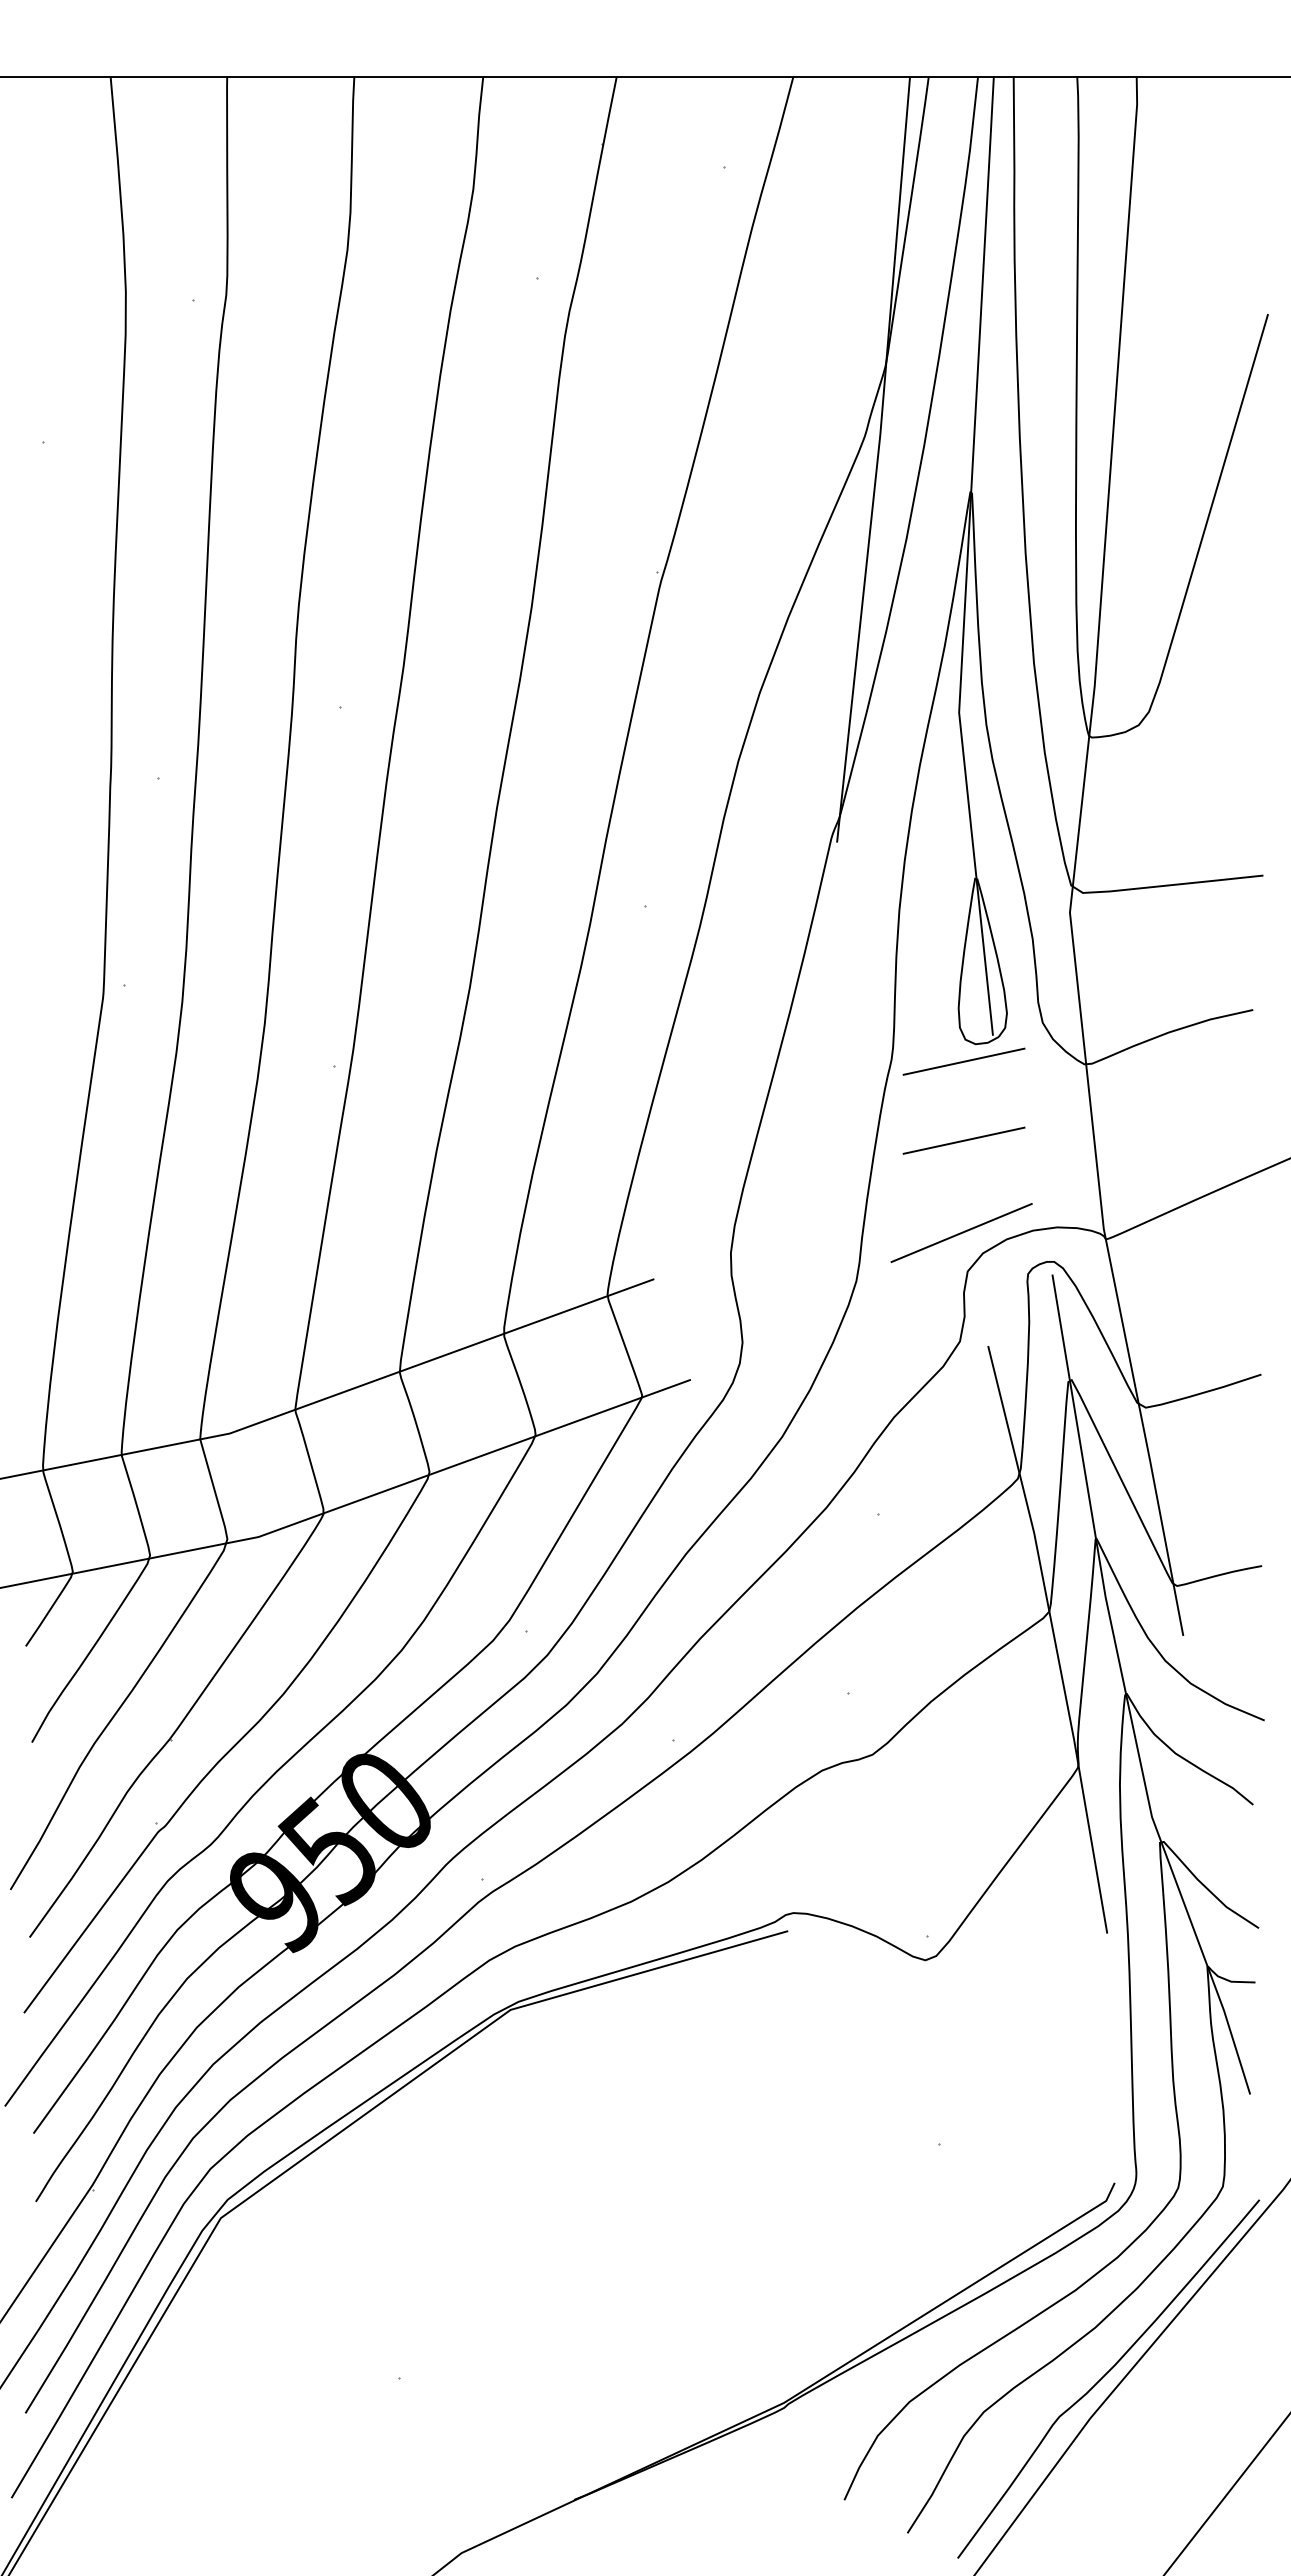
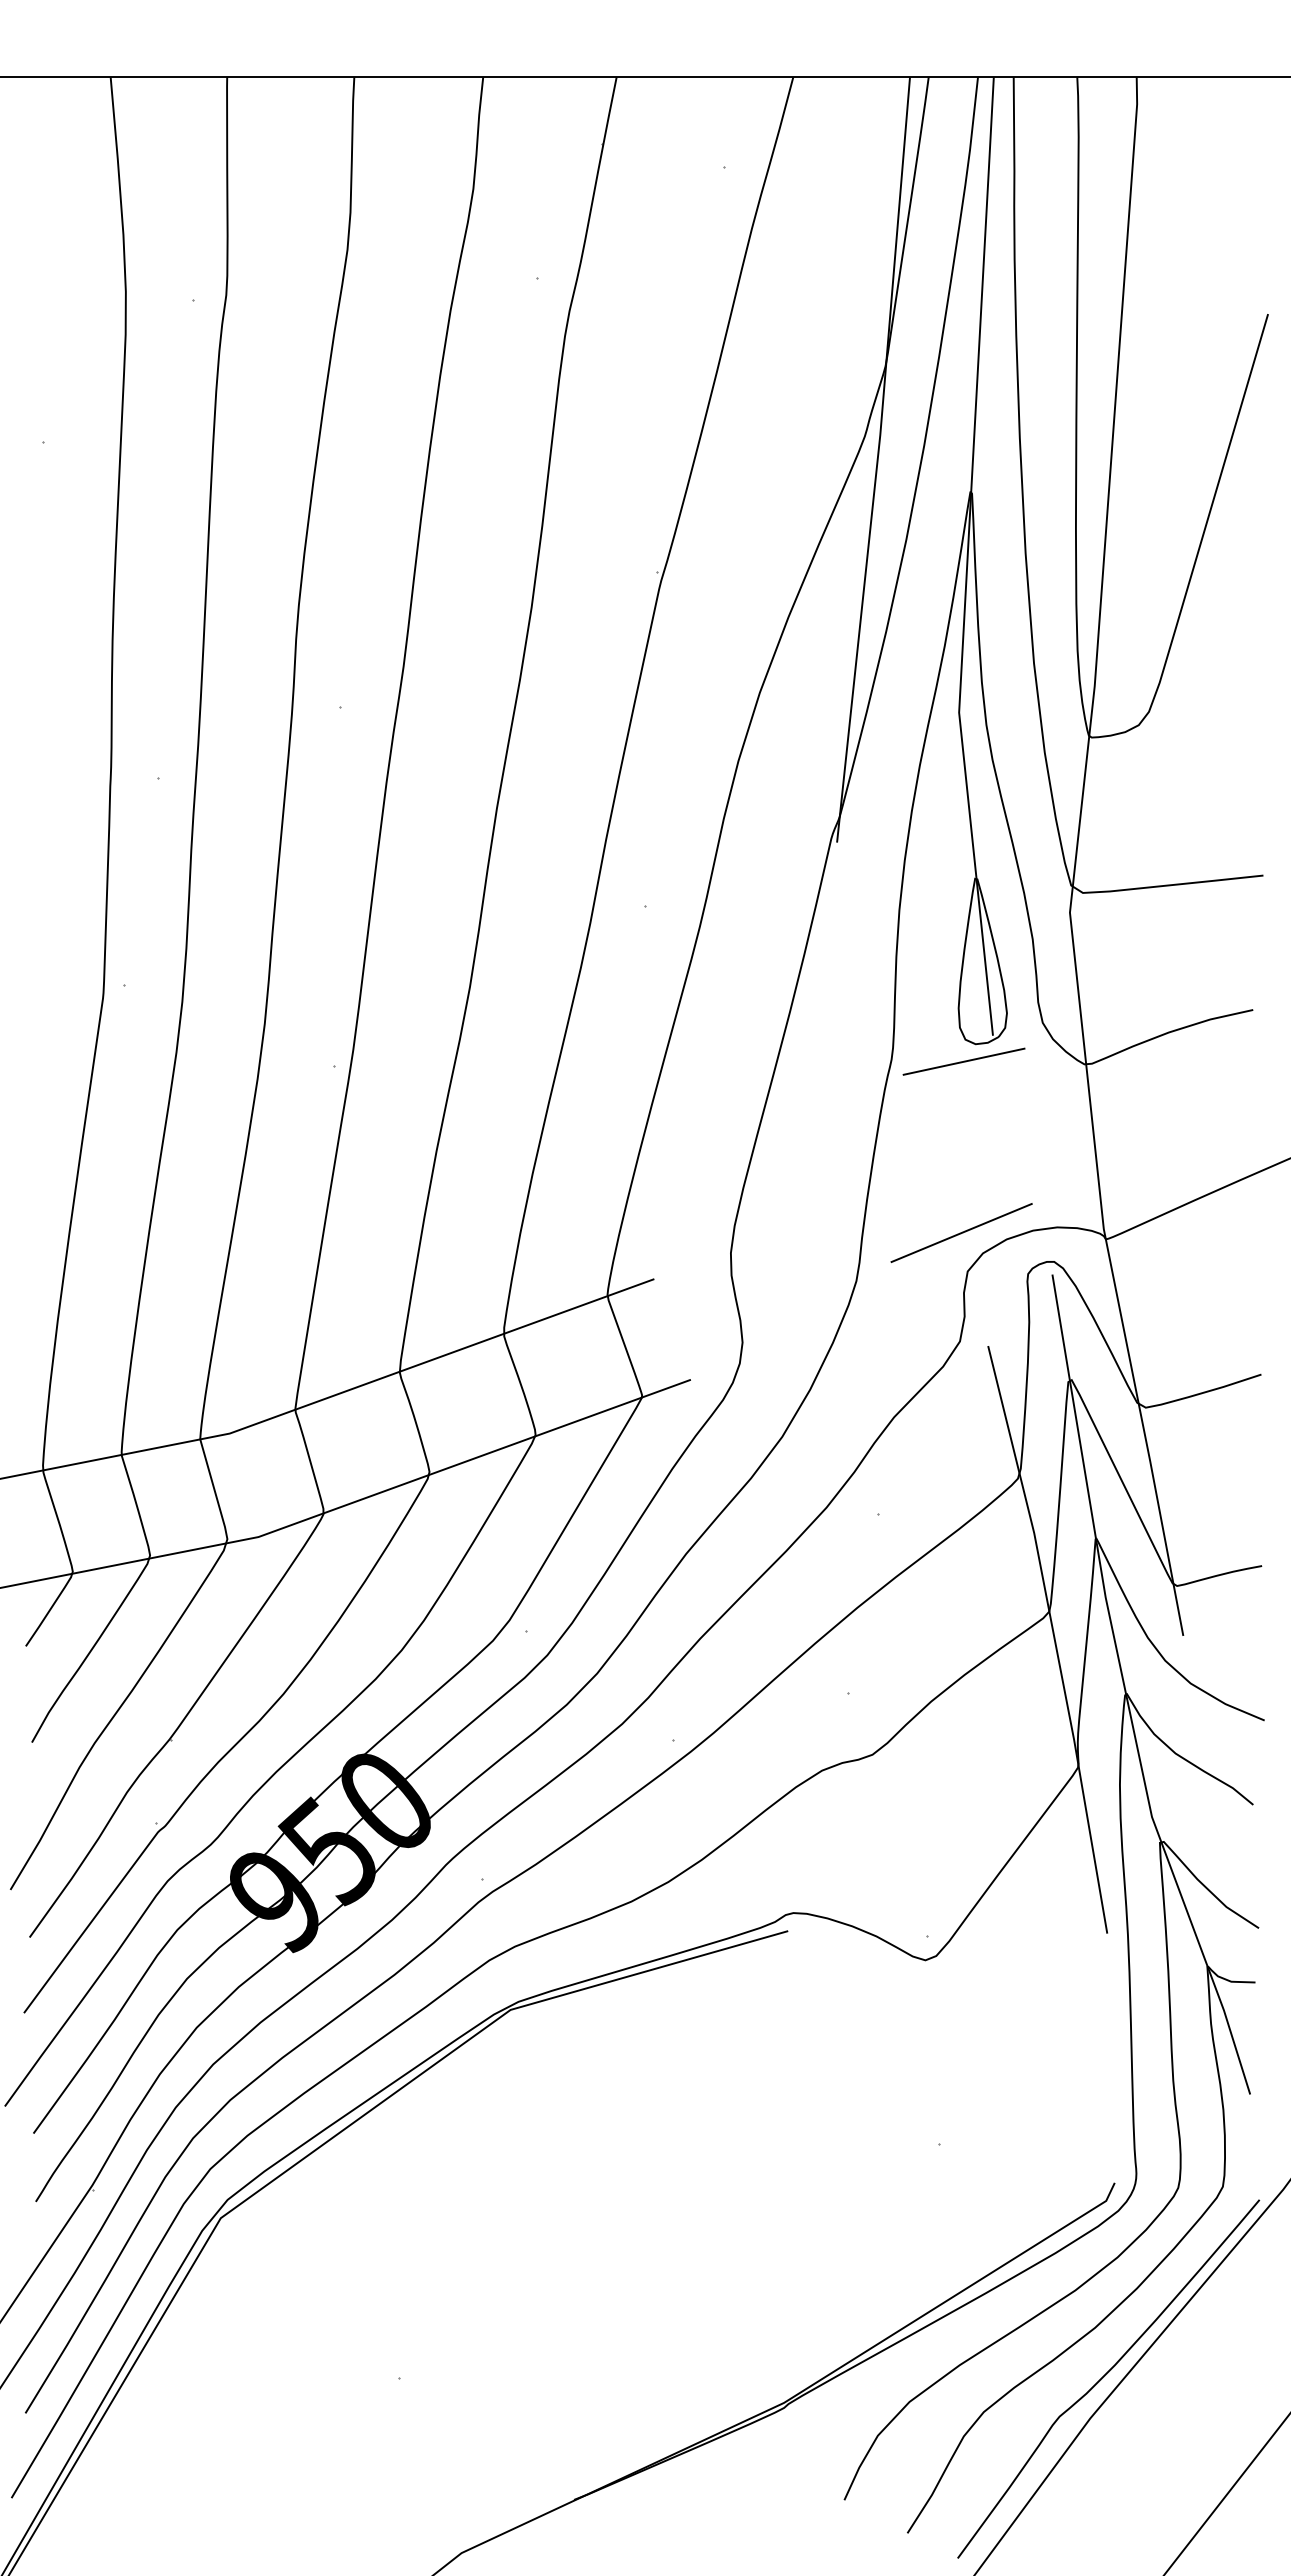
line: present -> none (963, 1140)
